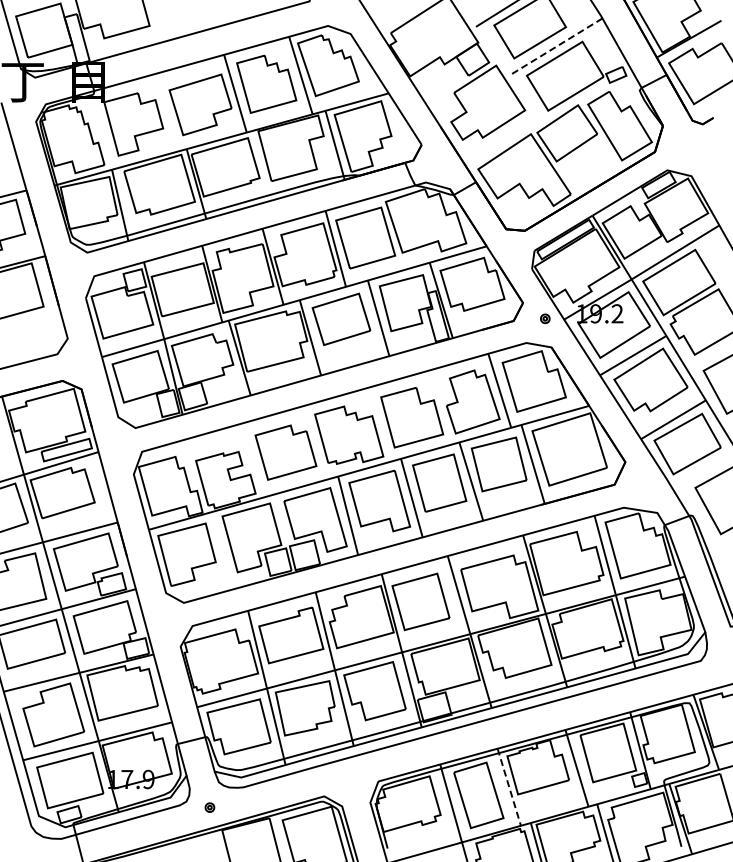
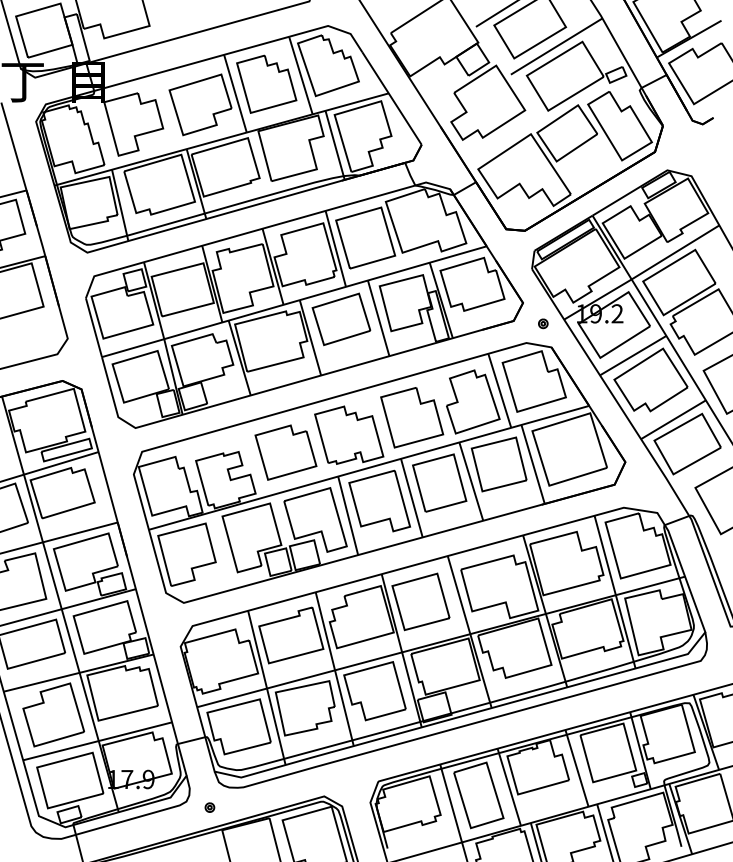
line: dashed -> solid (556, 46)
part position: (545, 318) -> (543, 323) (543, 323)
line: dashed -> solid (509, 786)
